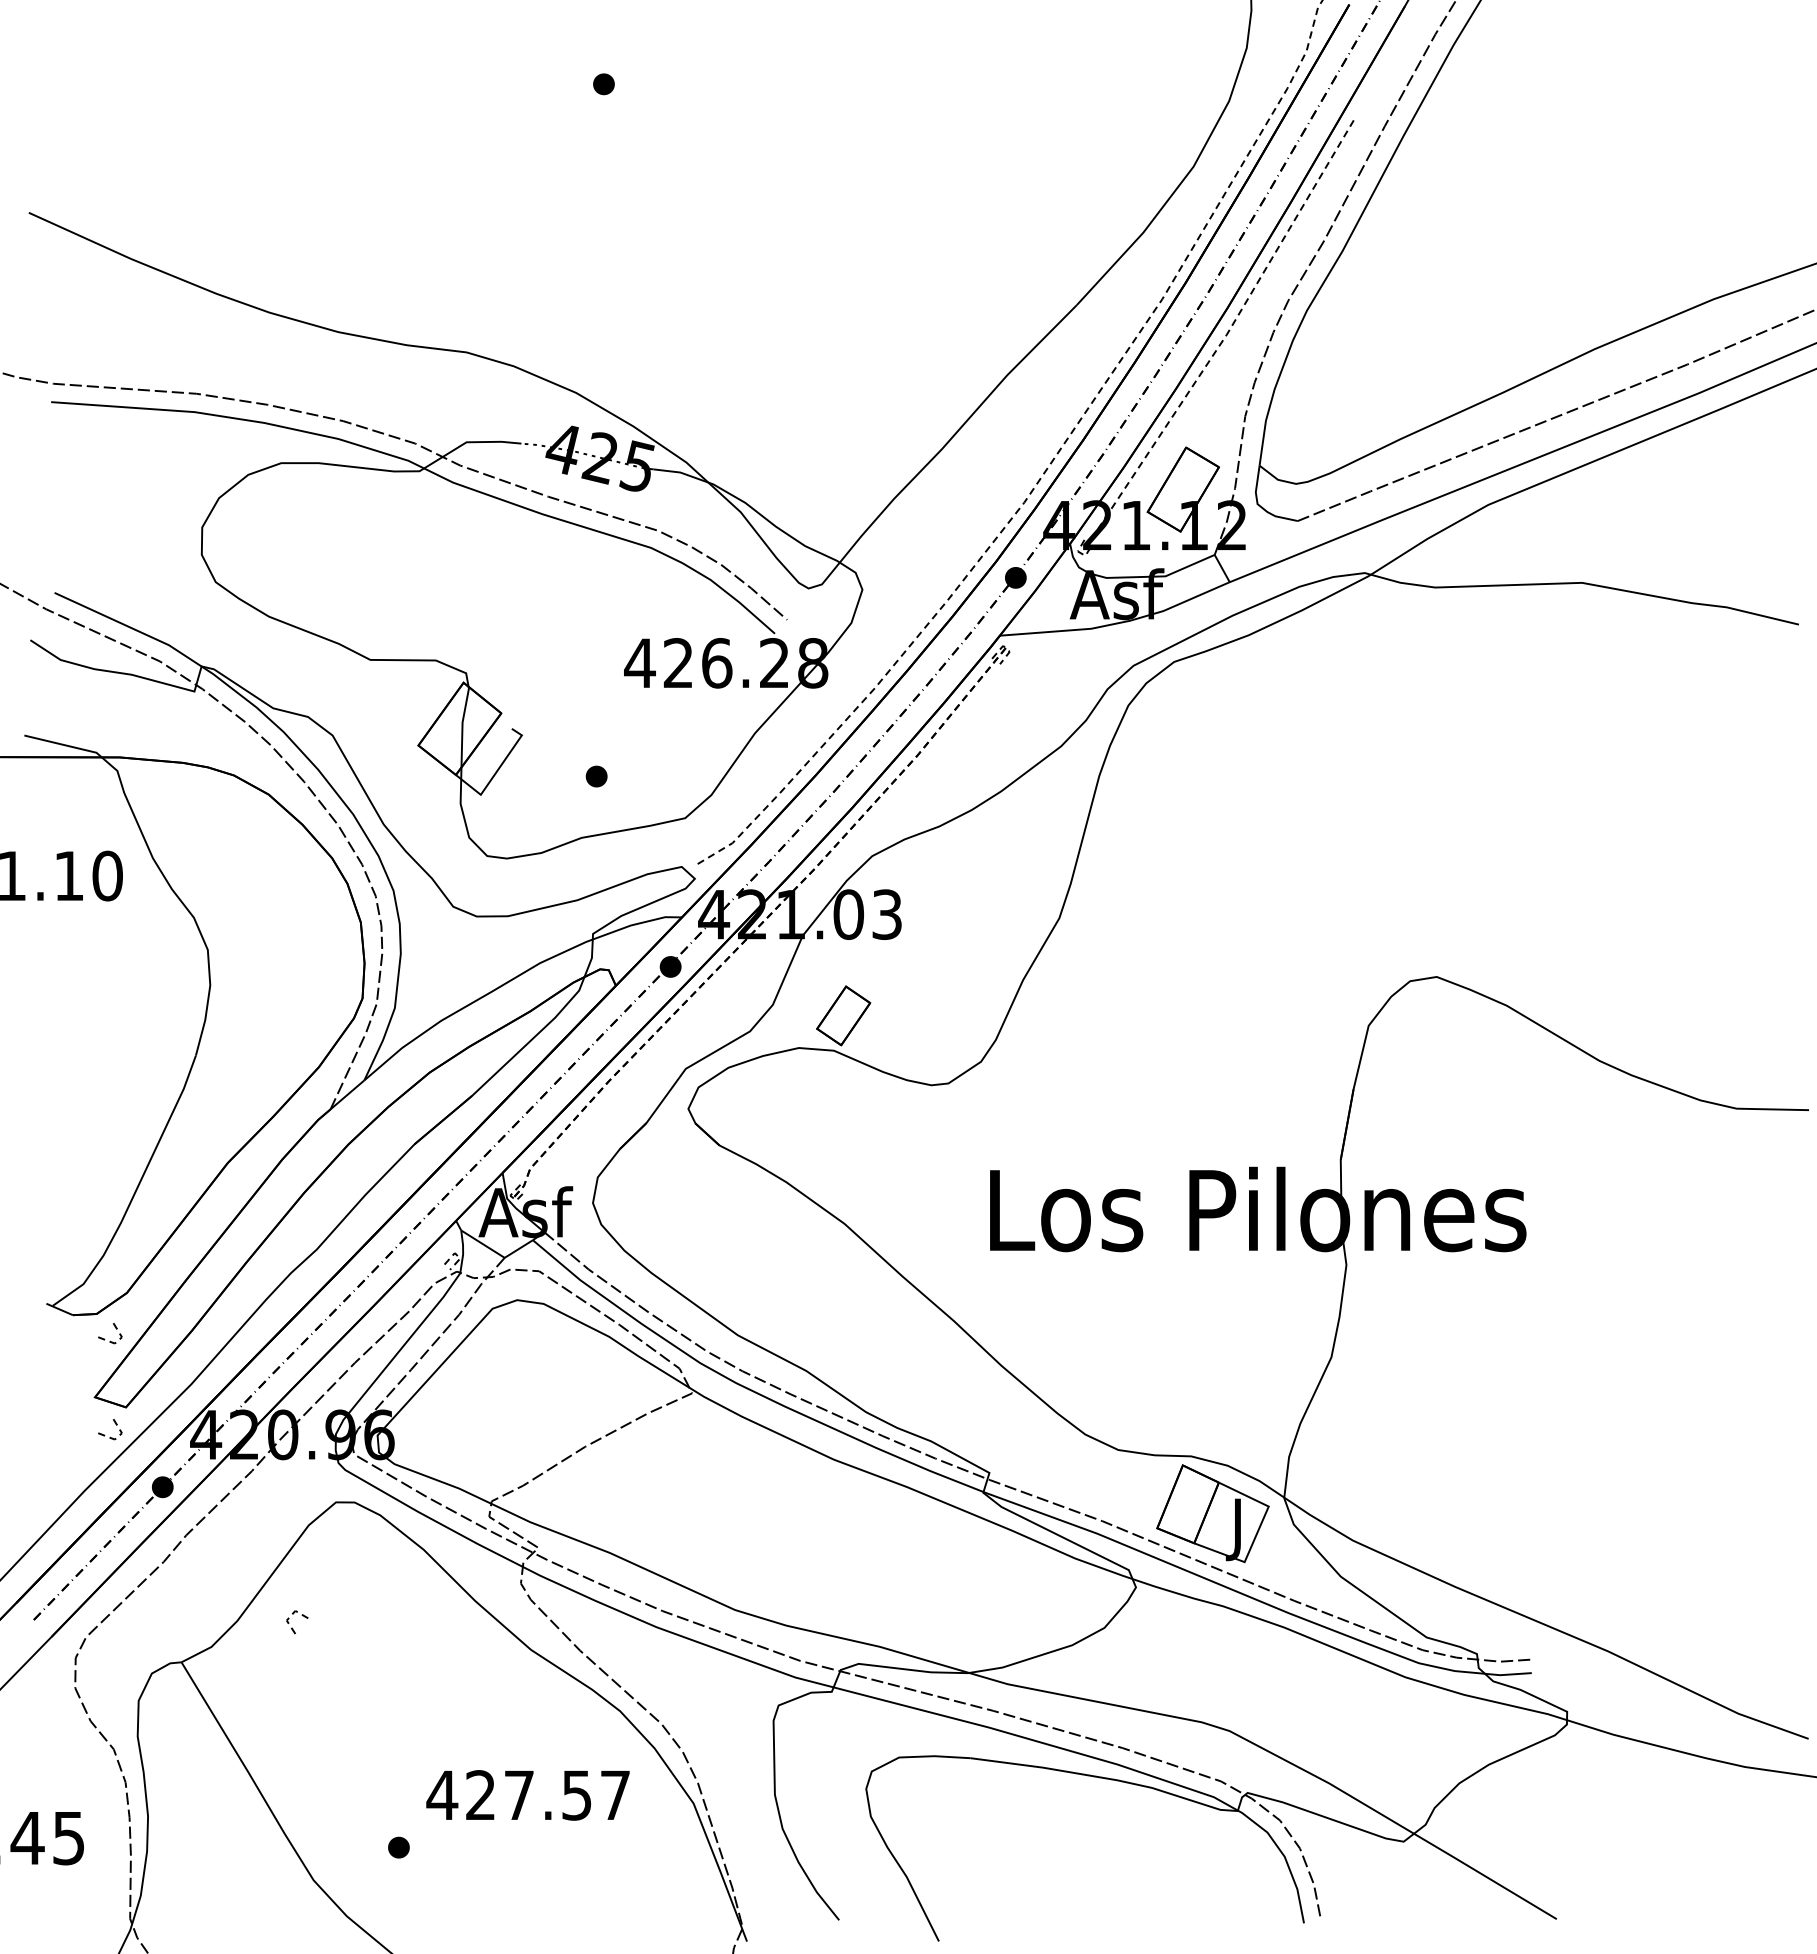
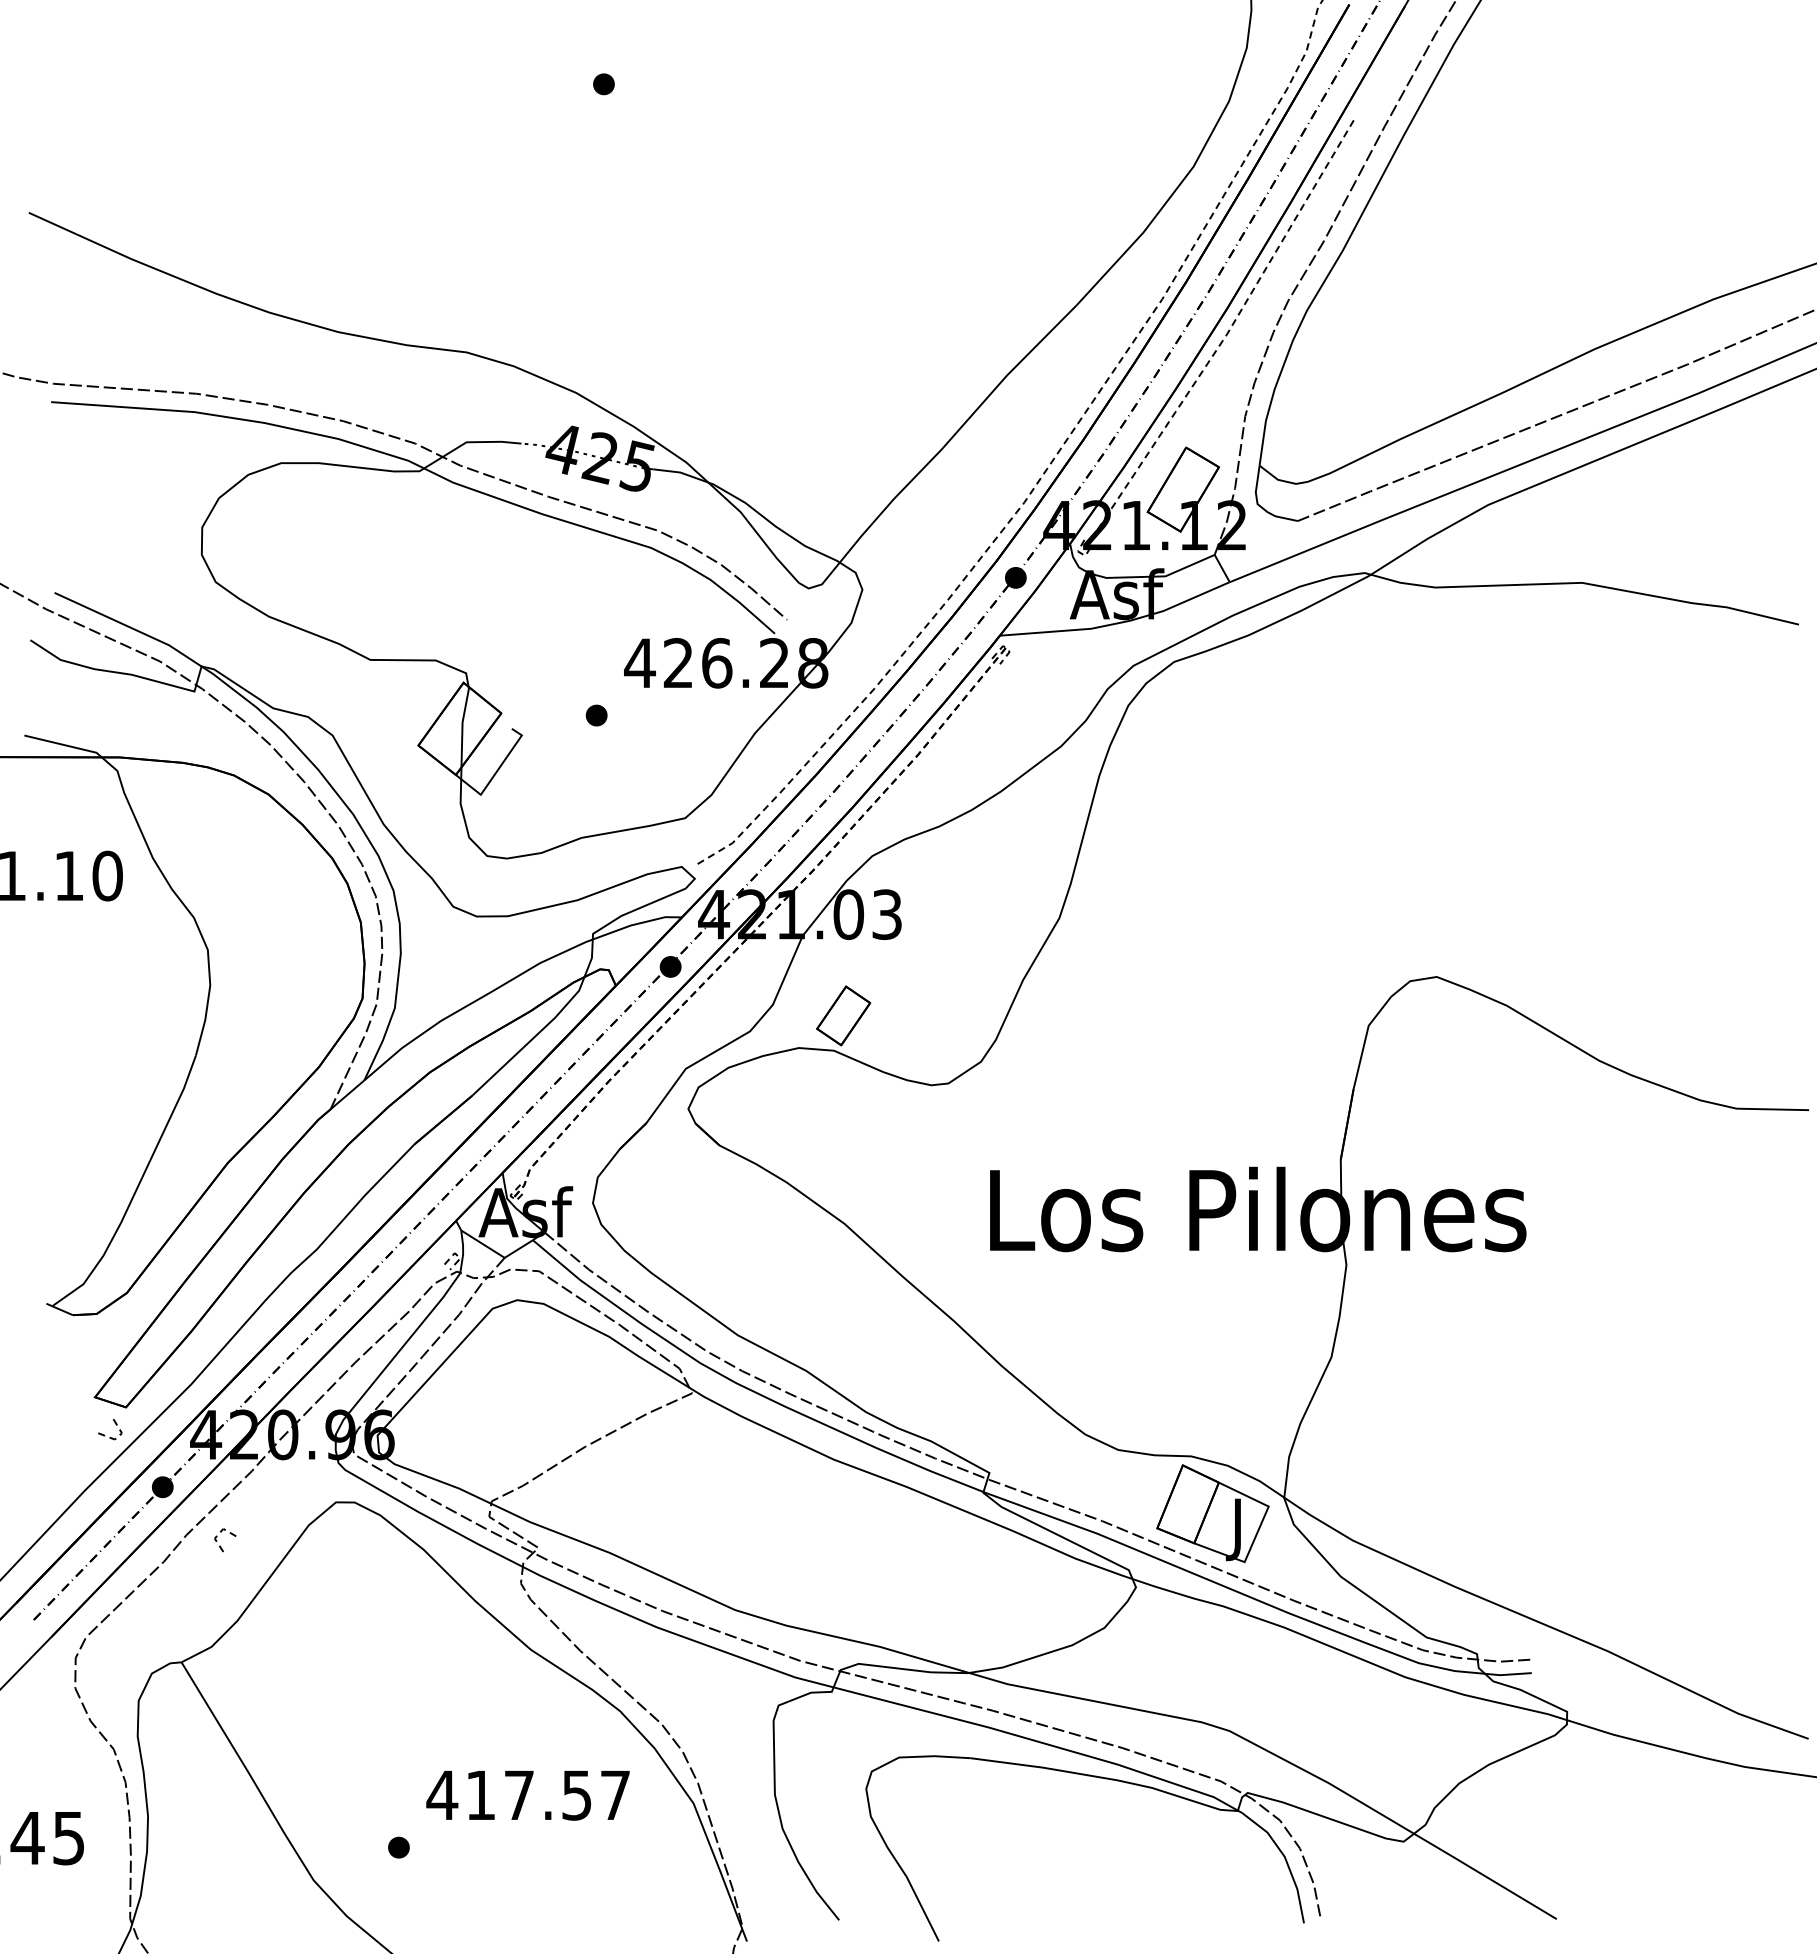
part position: (596, 776) -> (596, 715) (596, 715)
line: present -> none (110, 1340)
line position: (292, 1627) -> (220, 1545) (220, 1545)
text: 427.57 -> 417.57 (480, 1794)
